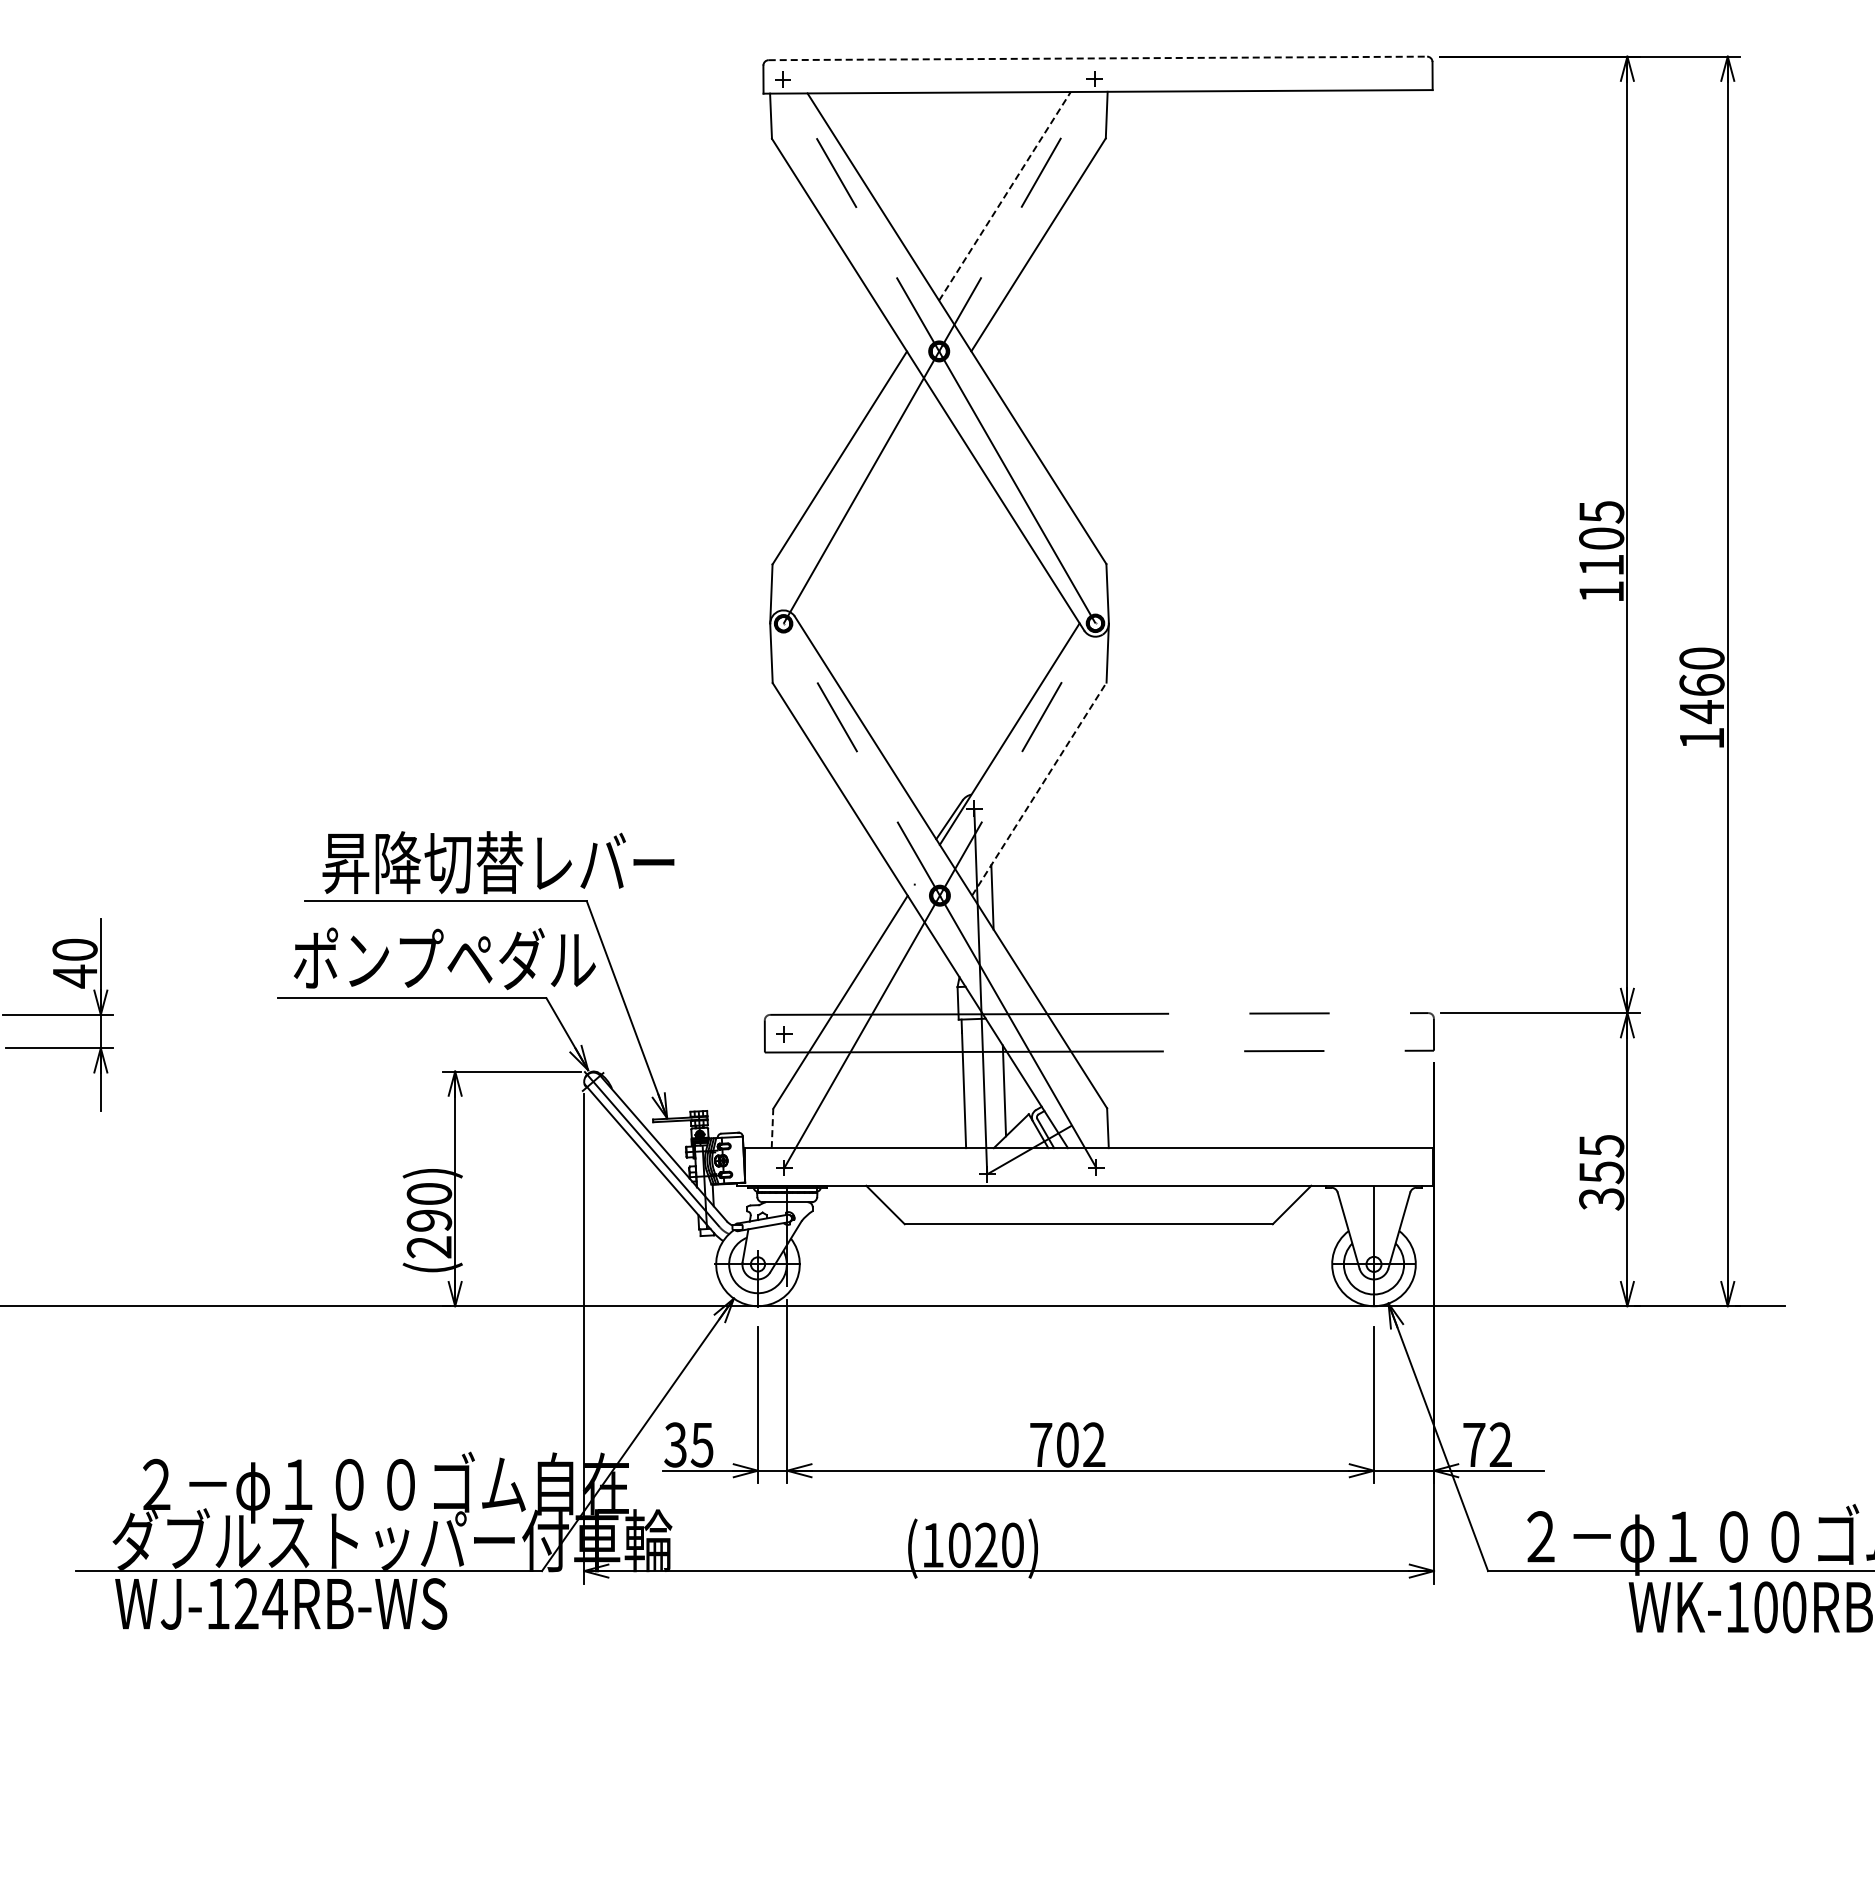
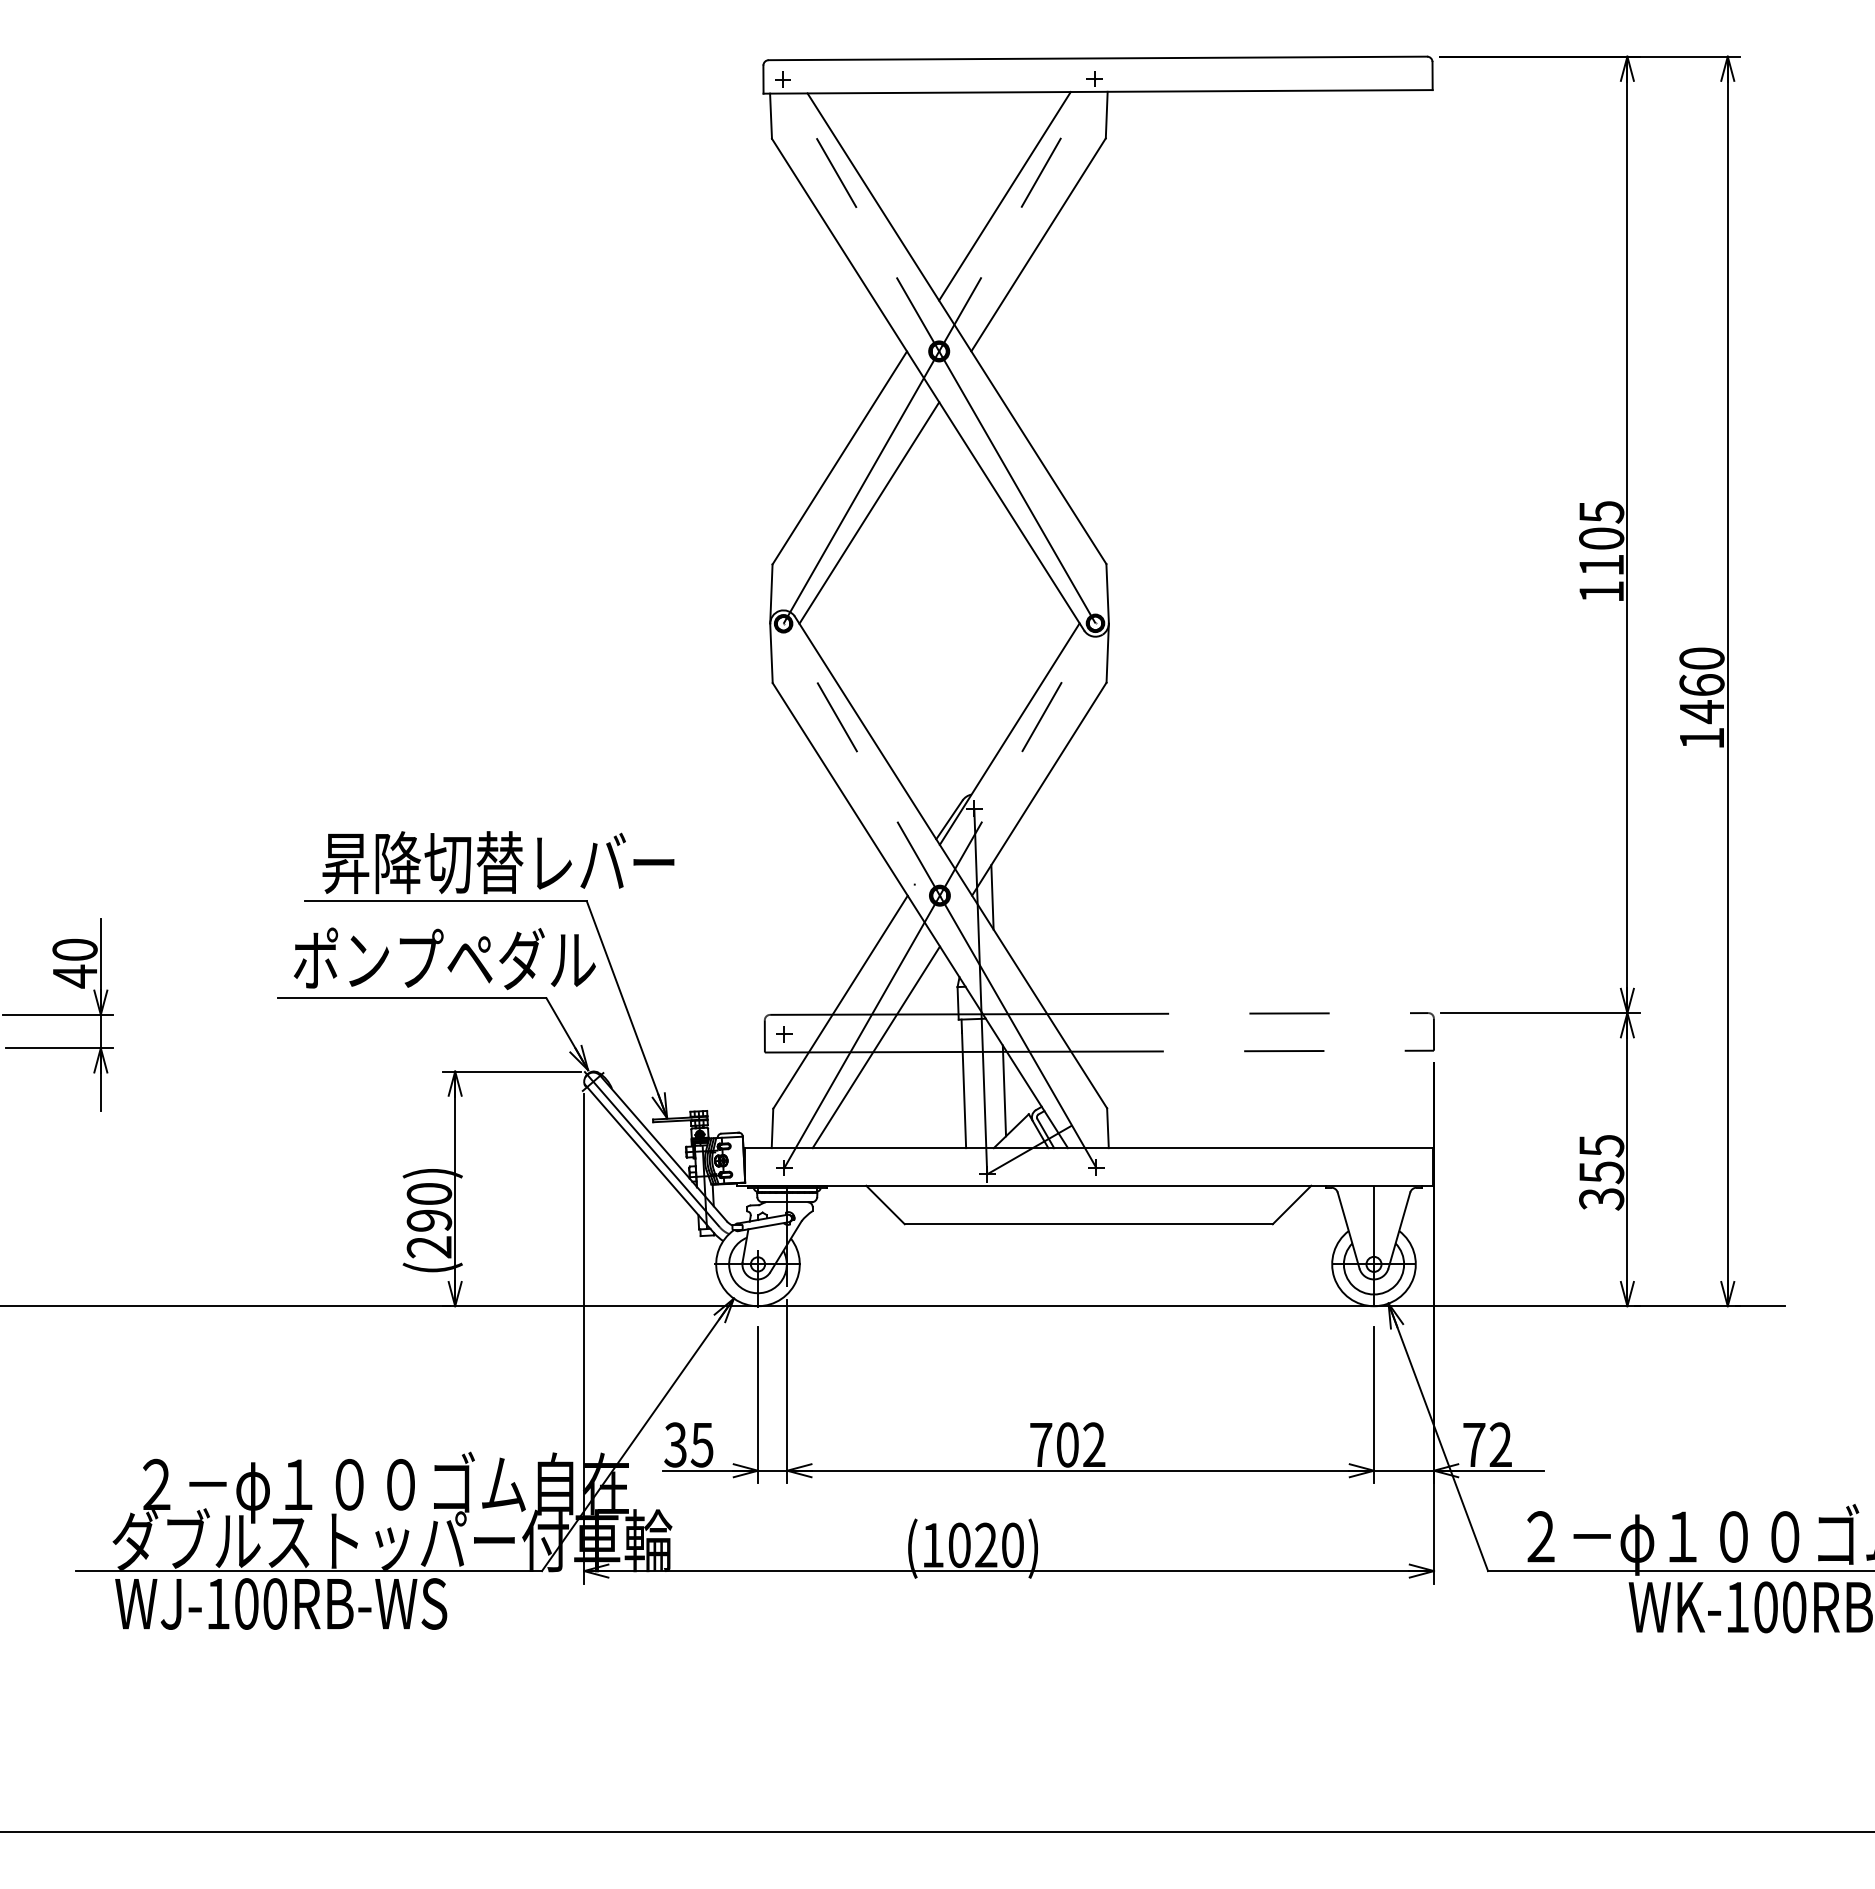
line: dashed -> solid (1098, 58)
line: dashed -> solid (1005, 195)
line: none -> present (869, 512)
line: dashed -> solid (1039, 789)
line: none -> present (875, 1047)
line: dashed -> solid (772, 1128)
text: WJ-124RB-WS -> WJ-100RB-WS (260, 1603)
line: none -> present (936, 1832)
